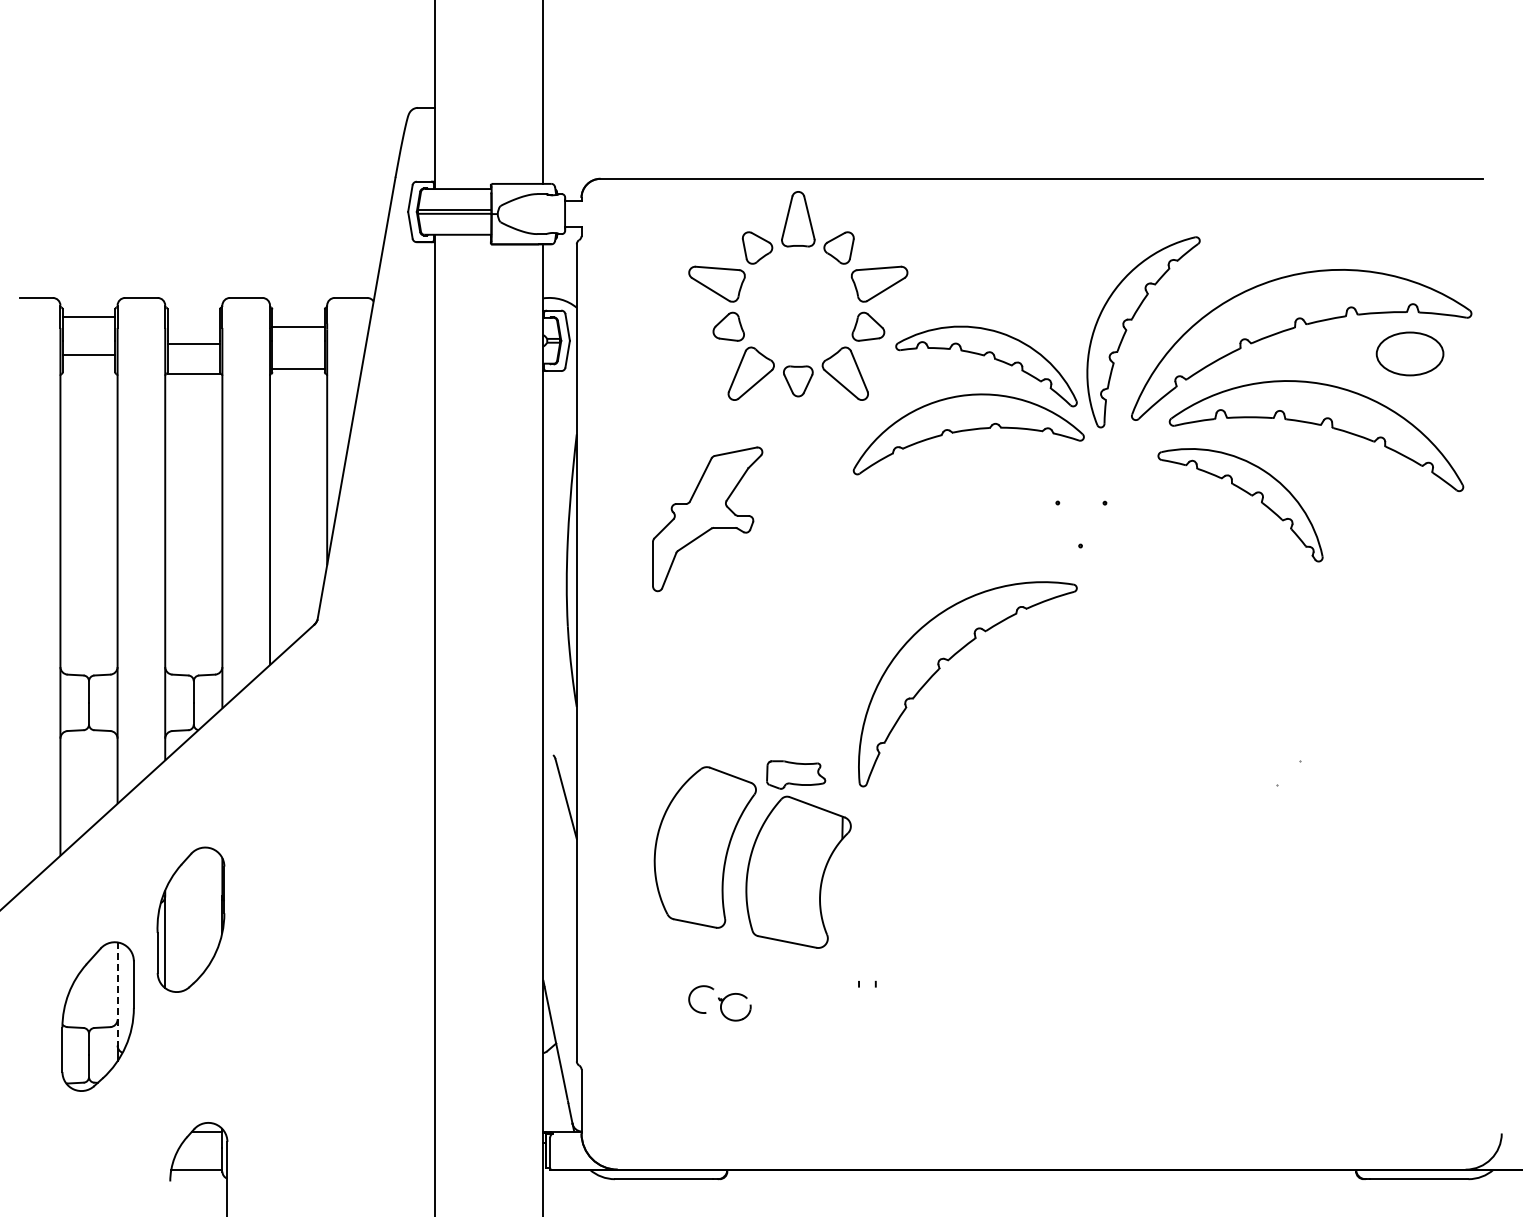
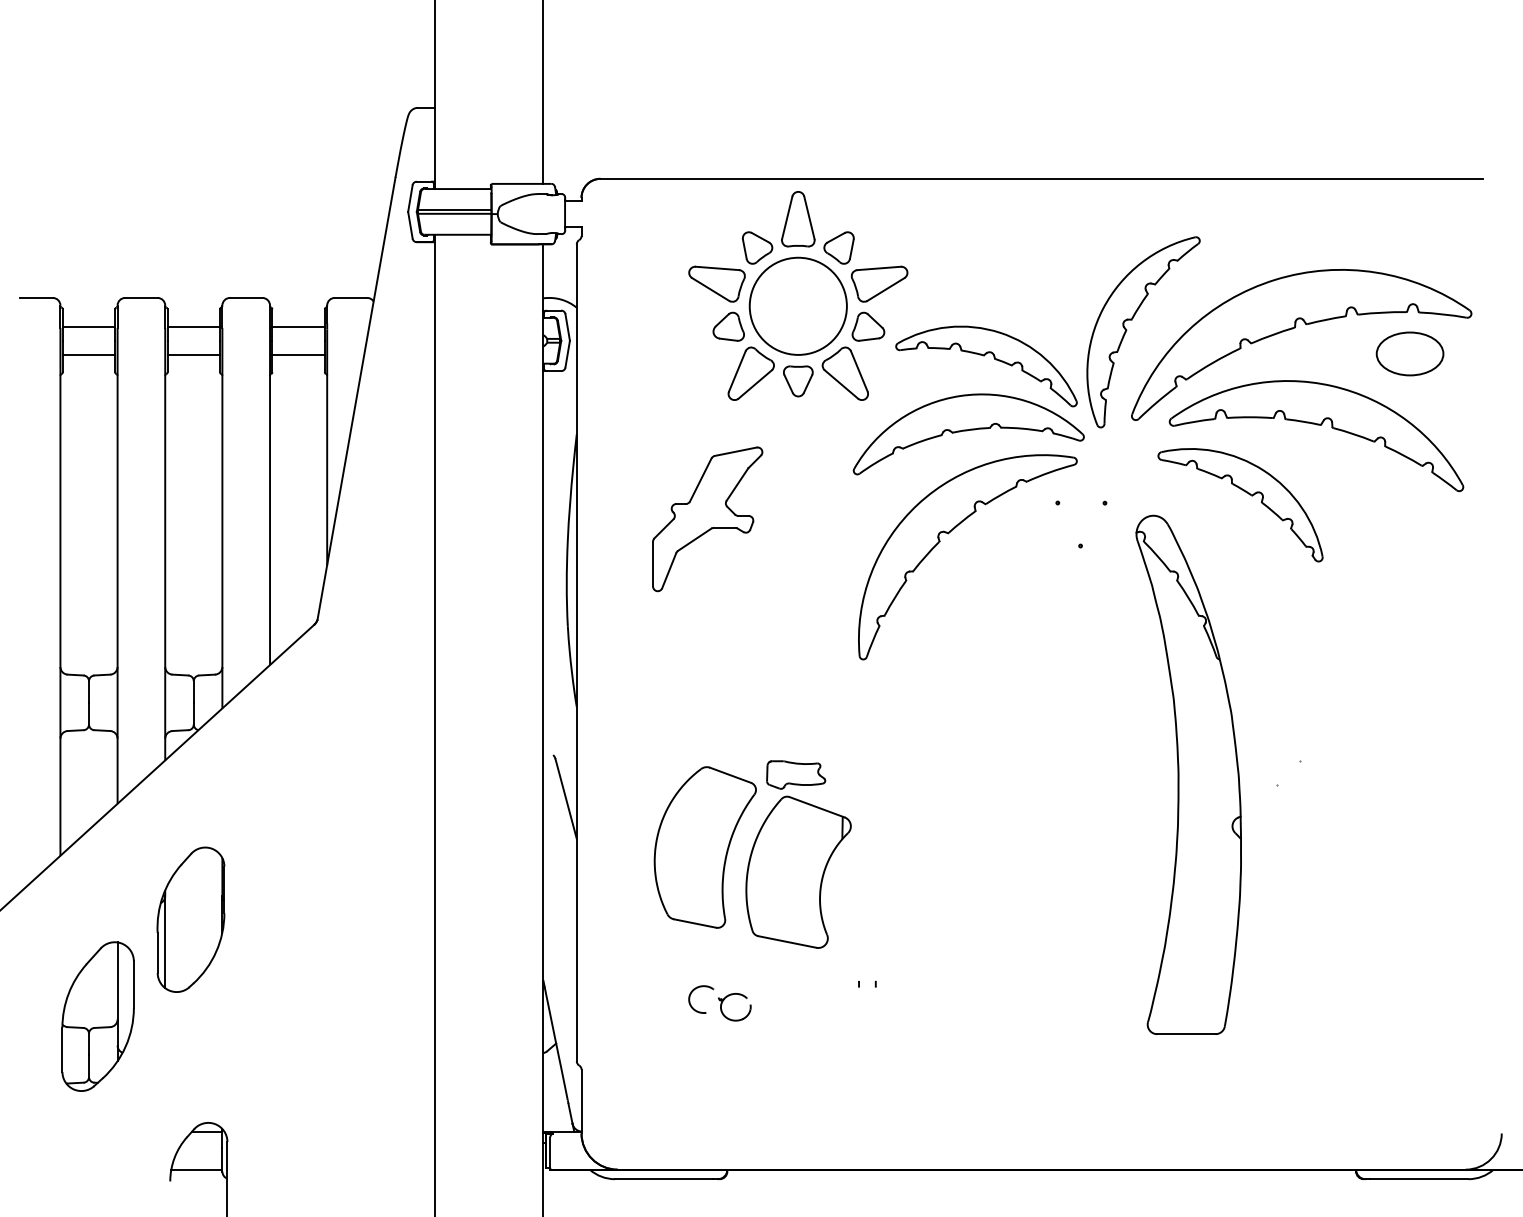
circle: none -> present (797, 305)
line position: (88, 316) -> (88, 326) (88, 326)
line position: (193, 343) -> (193, 326) (193, 326)
line position: (298, 369) -> (298, 355) (298, 355)
line position: (193, 374) -> (193, 355) (193, 355)
part position: (948, 661) -> (948, 534) (948, 534)
part: none -> present (1188, 774)
line: dashed -> solid (117, 994)
